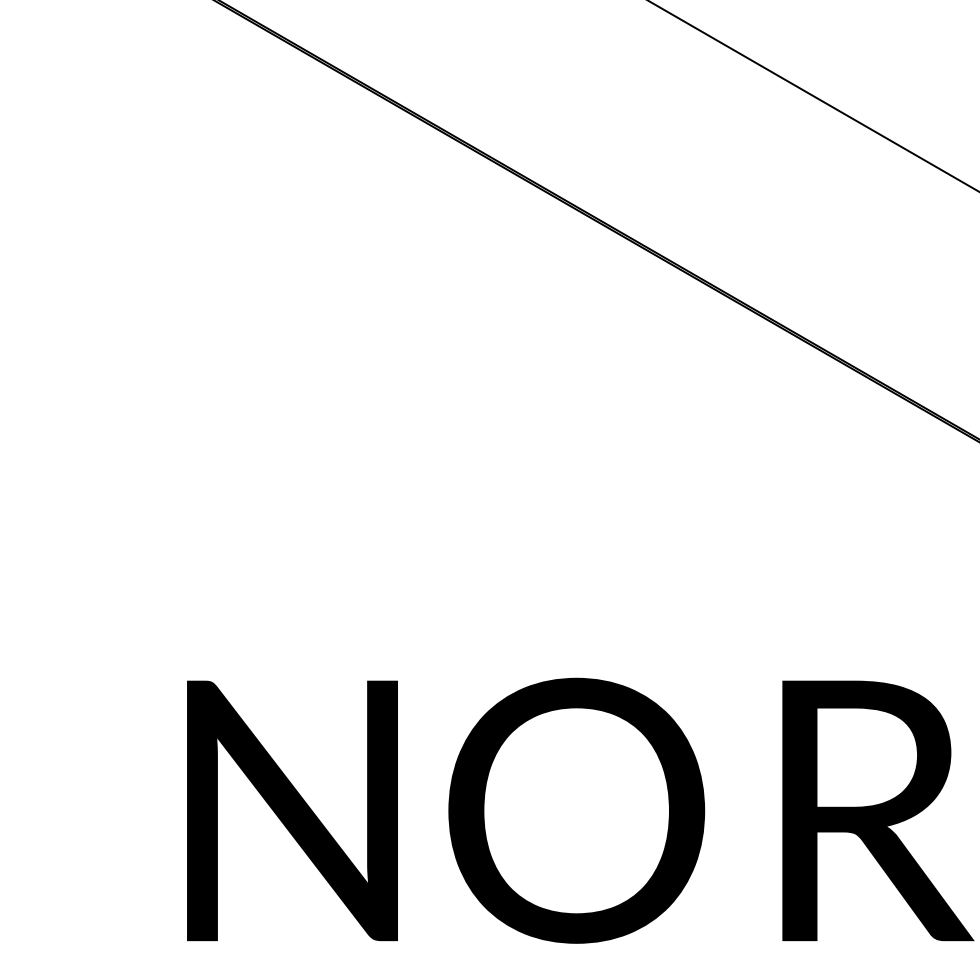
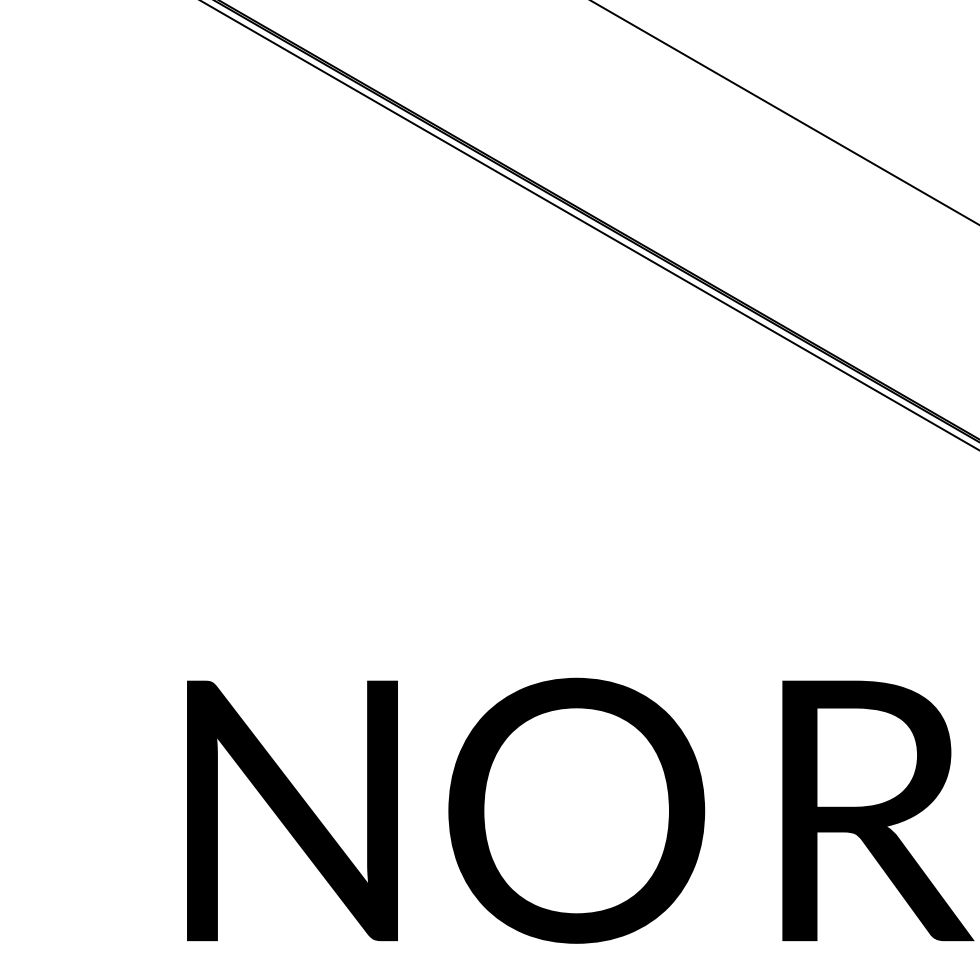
line position: (813, 96) -> (784, 112) (784, 112)
line: none -> present (589, 225)
